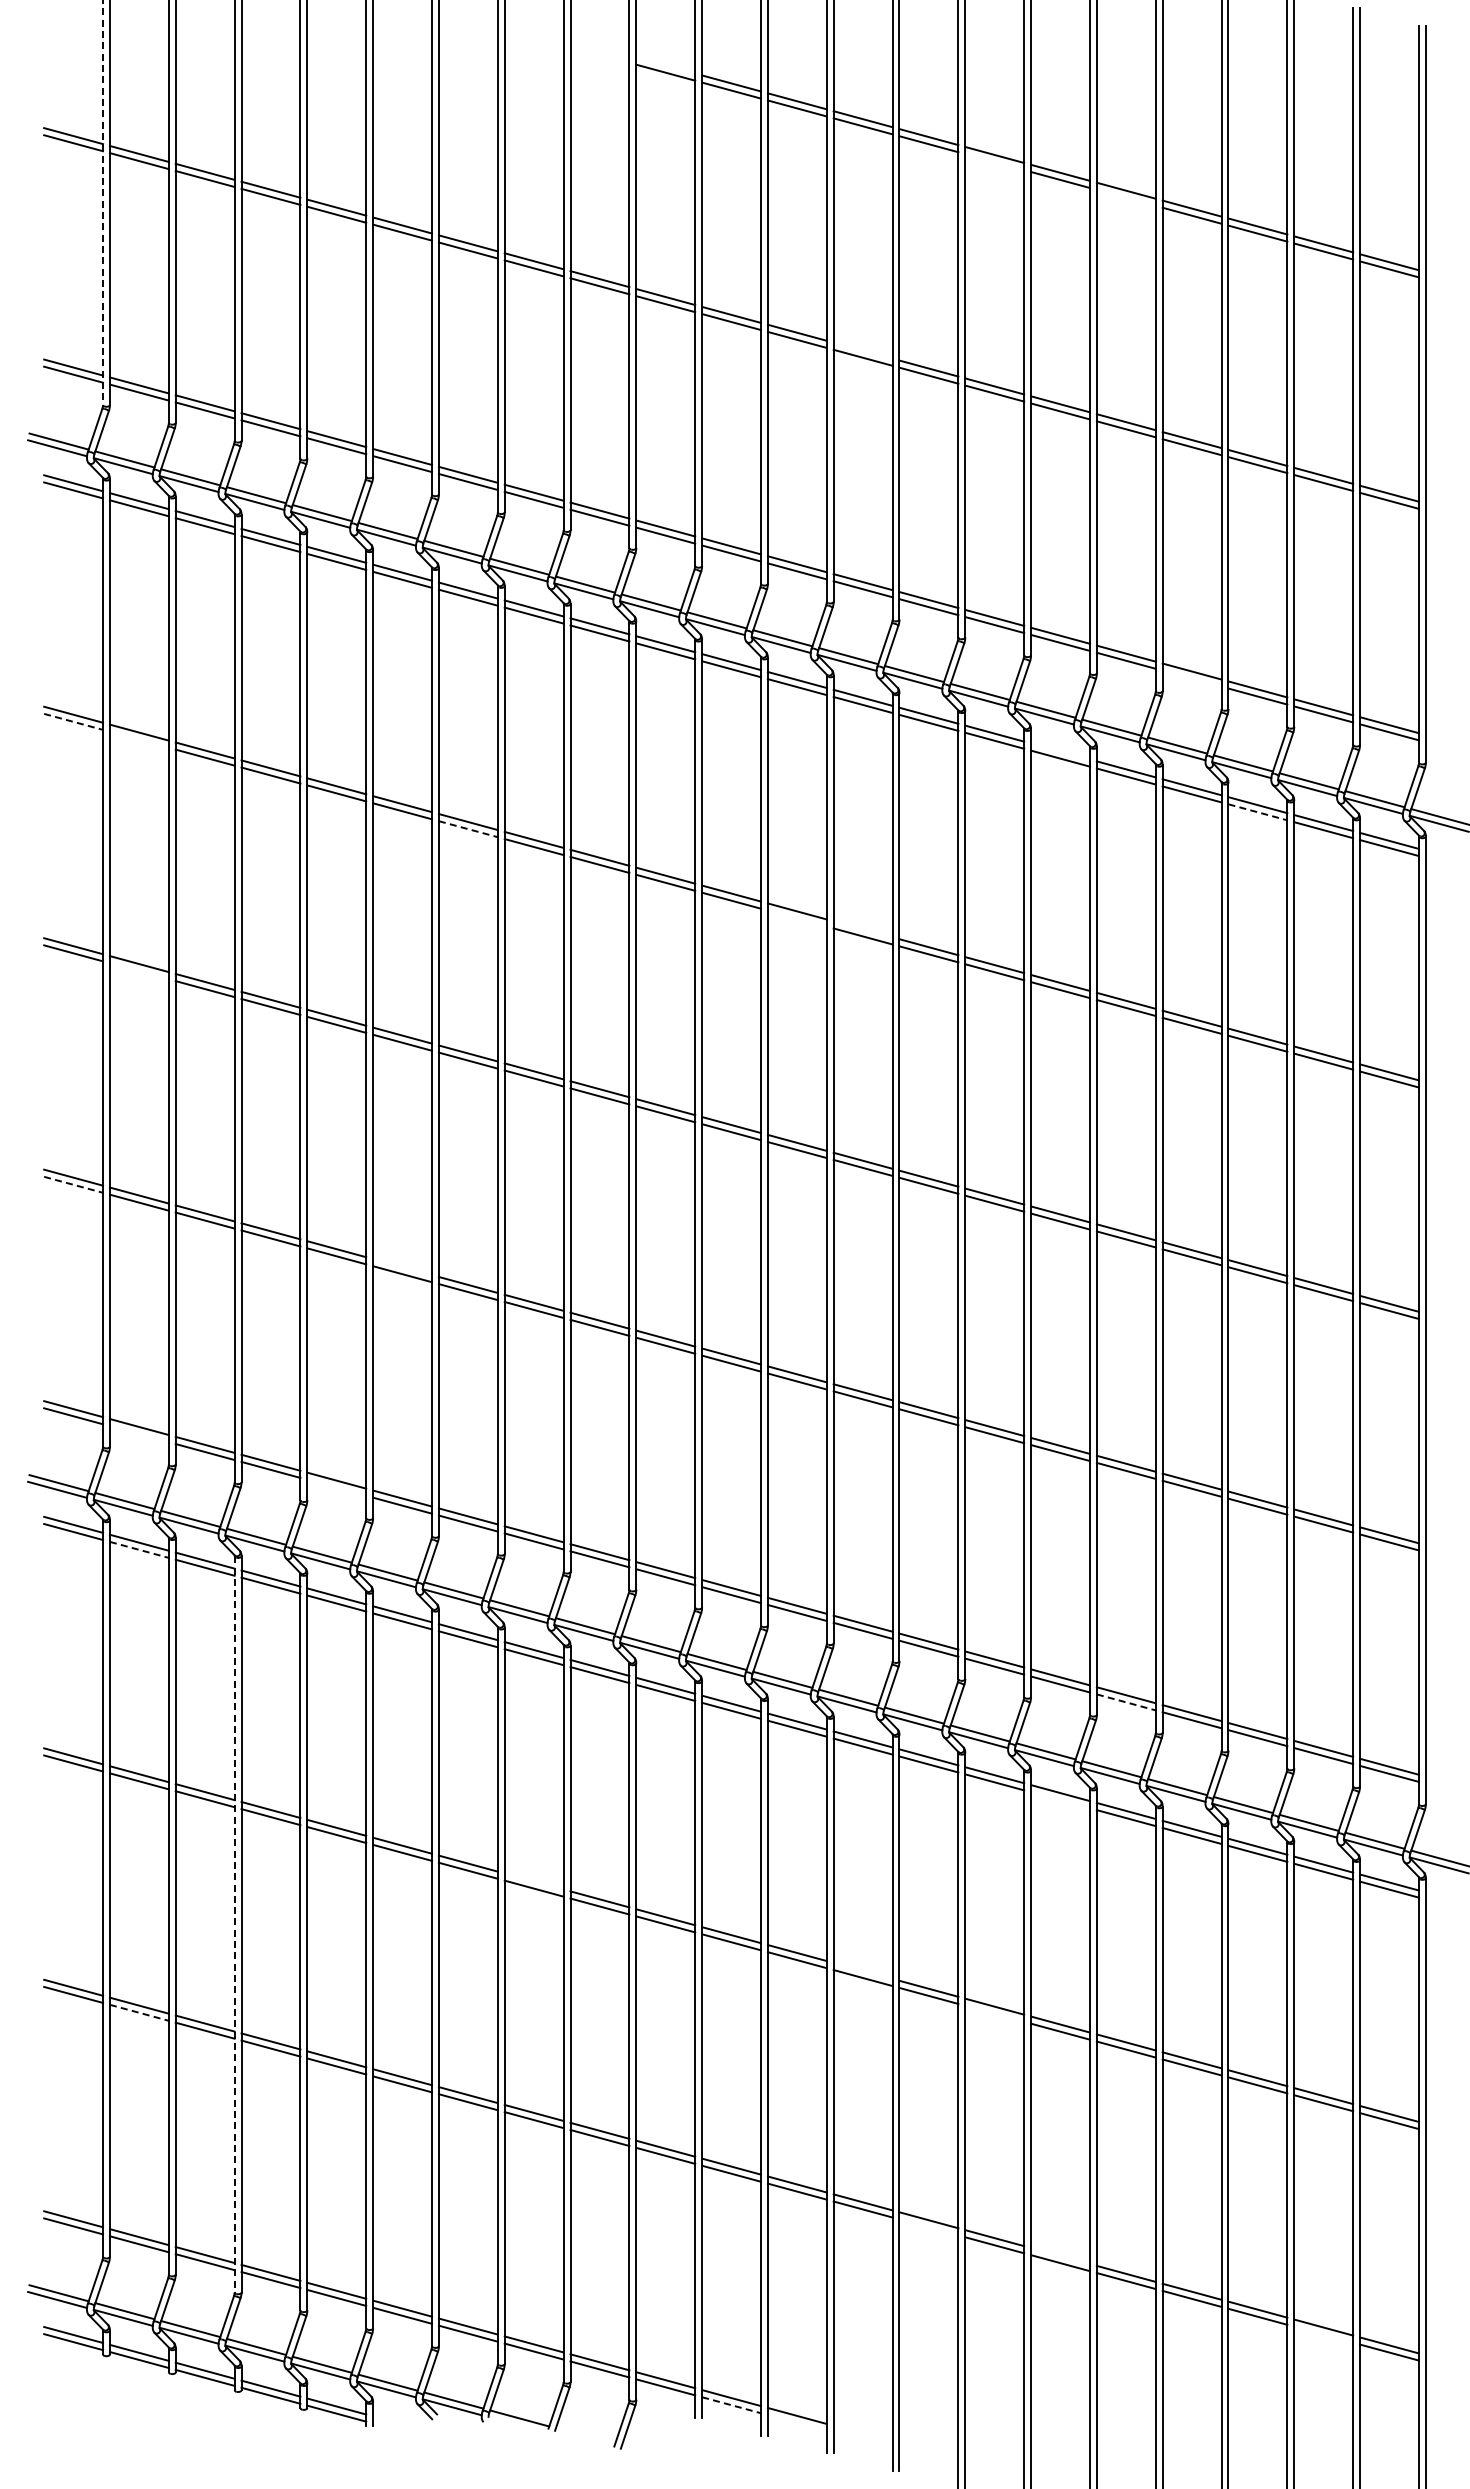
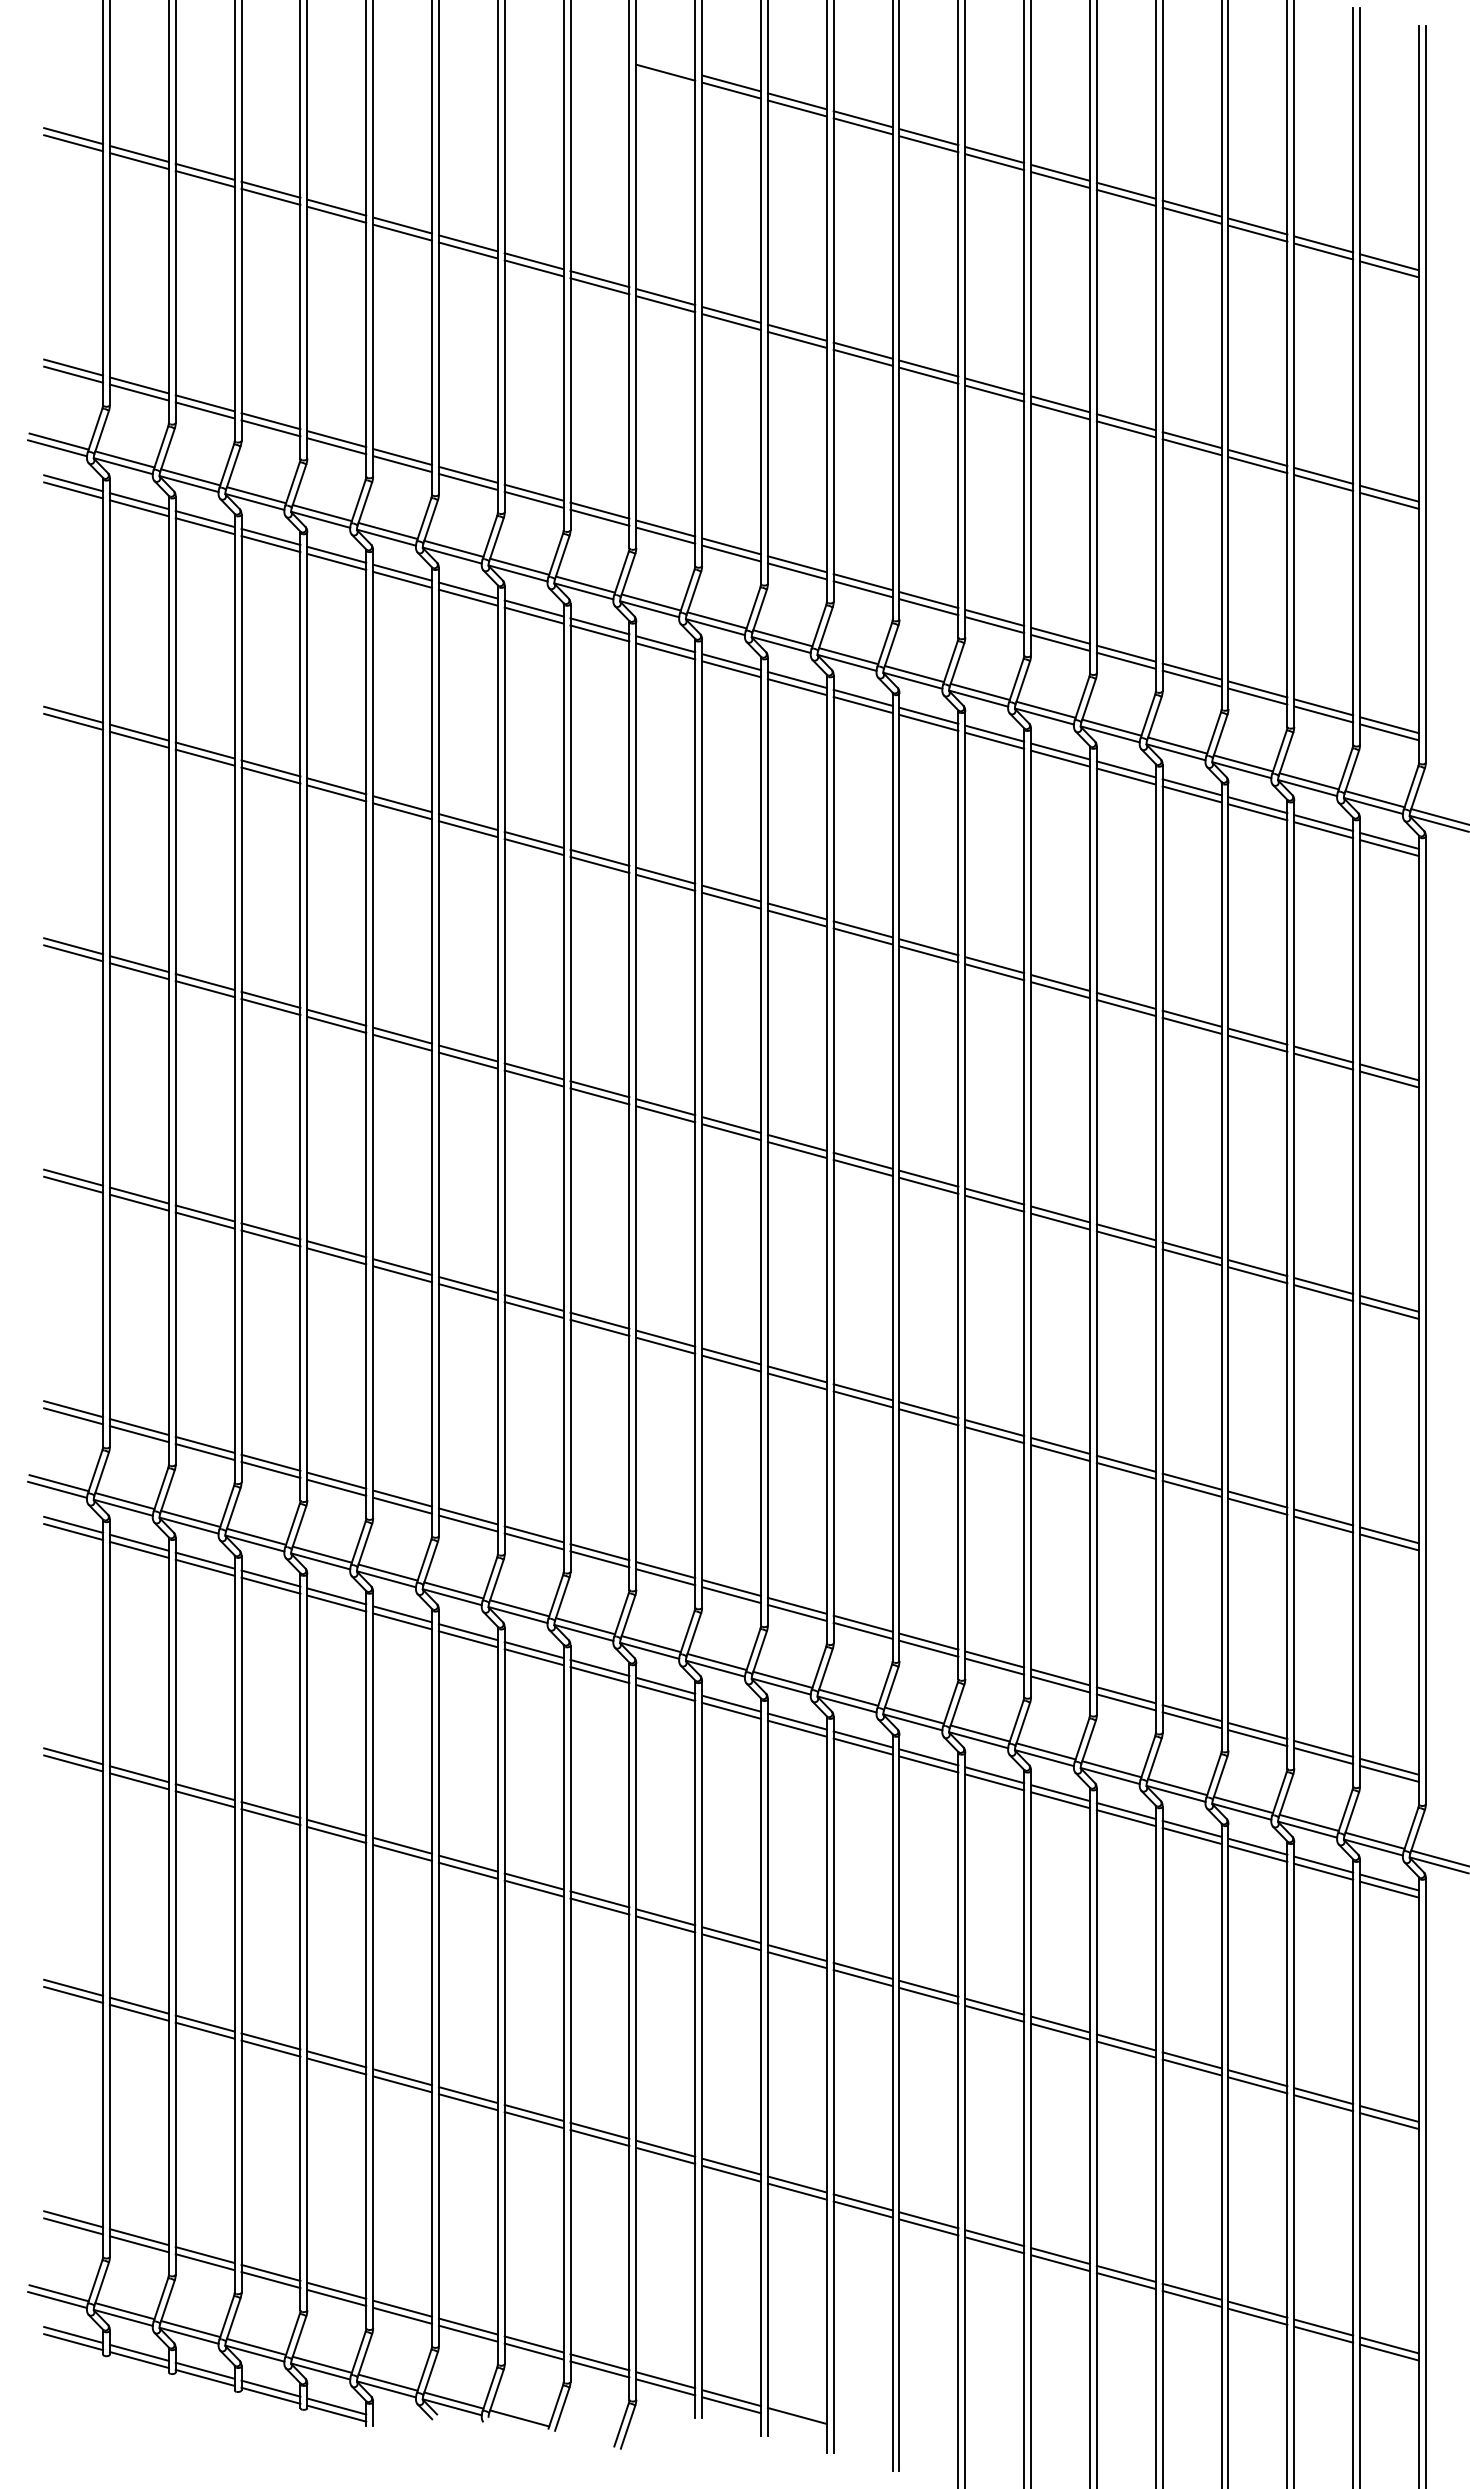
line: none -> present (994, 162)
line: none -> present (1125, 197)
line: dashed -> solid (103, 203)
line: none -> present (862, 350)
line: none -> present (1191, 678)
line: dashed -> solid (73, 721)
line: none -> present (138, 739)
line: none -> present (1060, 751)
line: dashed -> solid (1257, 812)
line: dashed -> solid (468, 829)
line: none -> present (796, 918)
line: none -> present (862, 929)
line: none -> present (138, 971)
line: dashed -> solid (73, 1184)
line: none -> present (402, 1267)
line: none -> present (138, 1434)
line: none -> present (336, 1487)
line: dashed -> solid (139, 1549)
line: dashed -> solid (1126, 1702)
line: none -> present (1060, 1800)
line: none -> present (533, 1881)
line: dashed -> solid (234, 1924)
line: none -> present (862, 1970)
line: dashed -> solid (139, 2012)
line: none -> present (994, 2013)
line: none -> present (928, 2227)
line: none -> present (1060, 2256)
line: none -> present (1323, 2334)
line: dashed -> solid (731, 2405)
